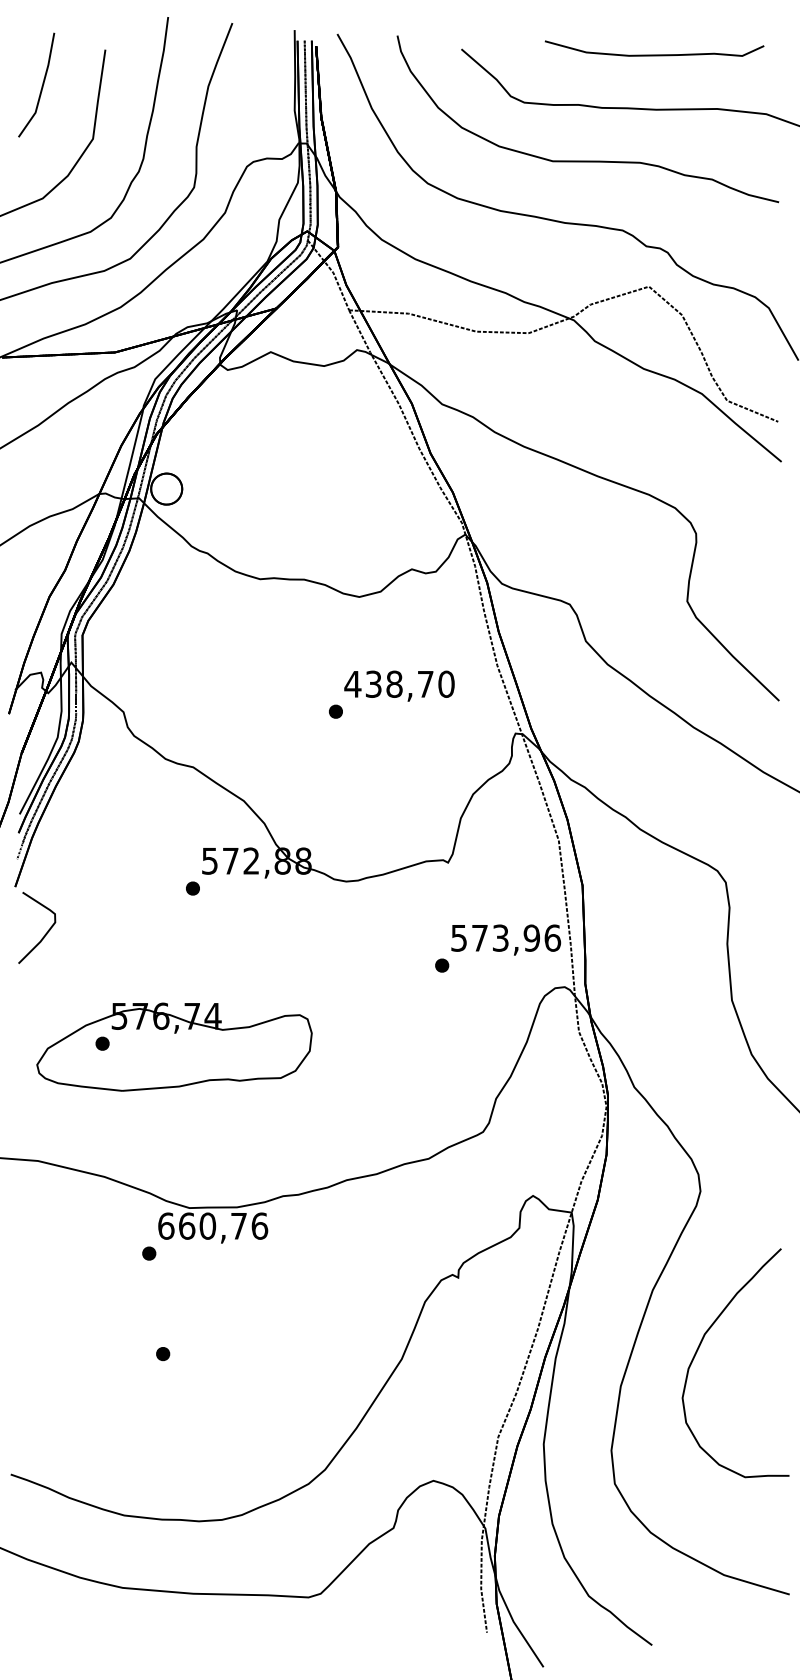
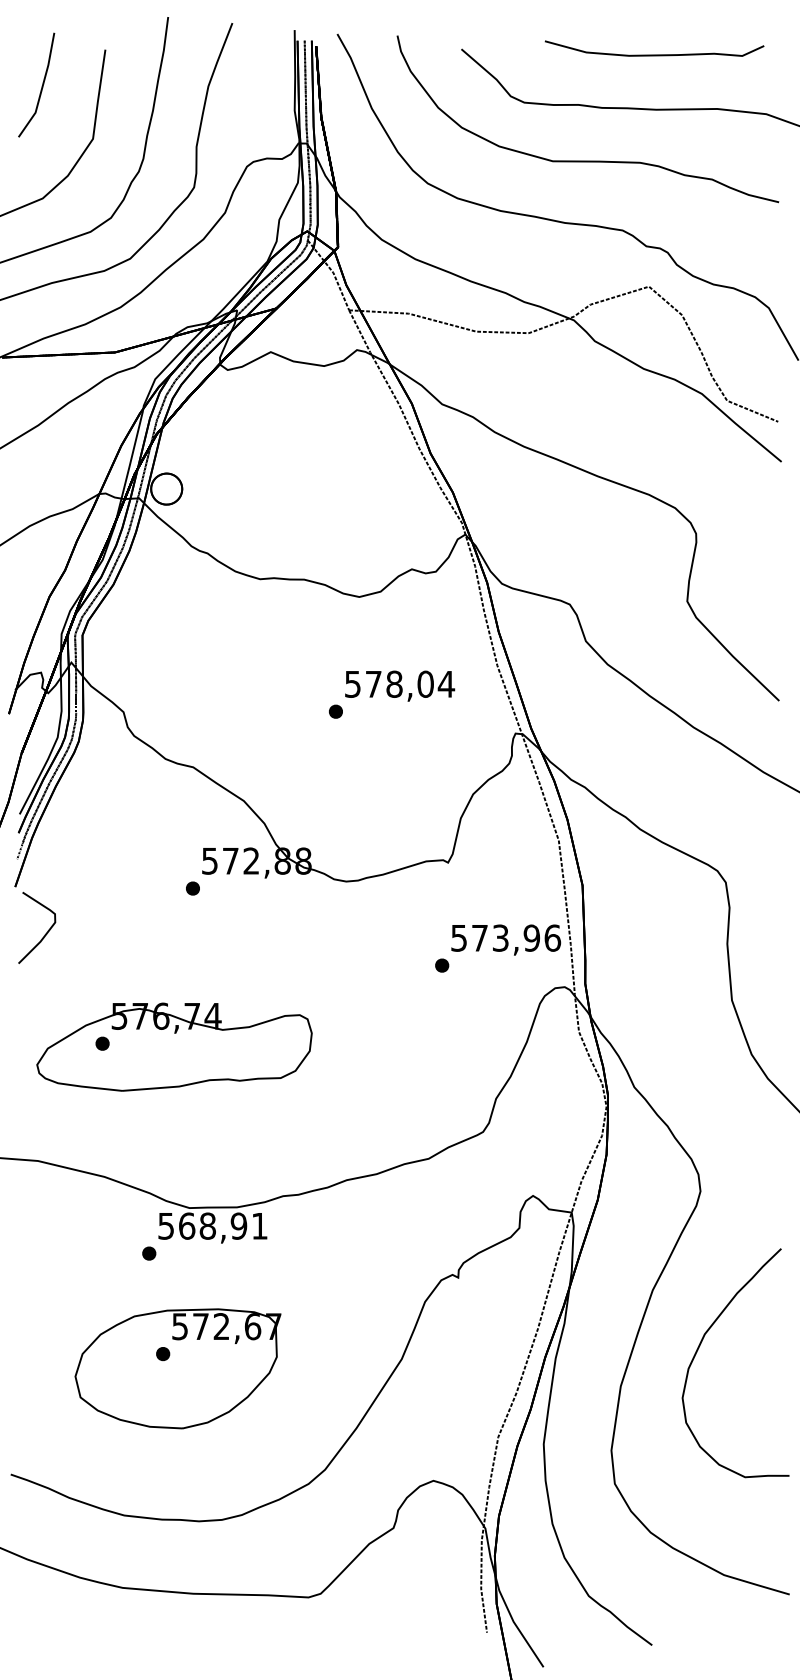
text: 438,70 -> 578,04 (399, 683)
text: 660,76 -> 568,91 (213, 1225)
part: none -> present (177, 1368)
